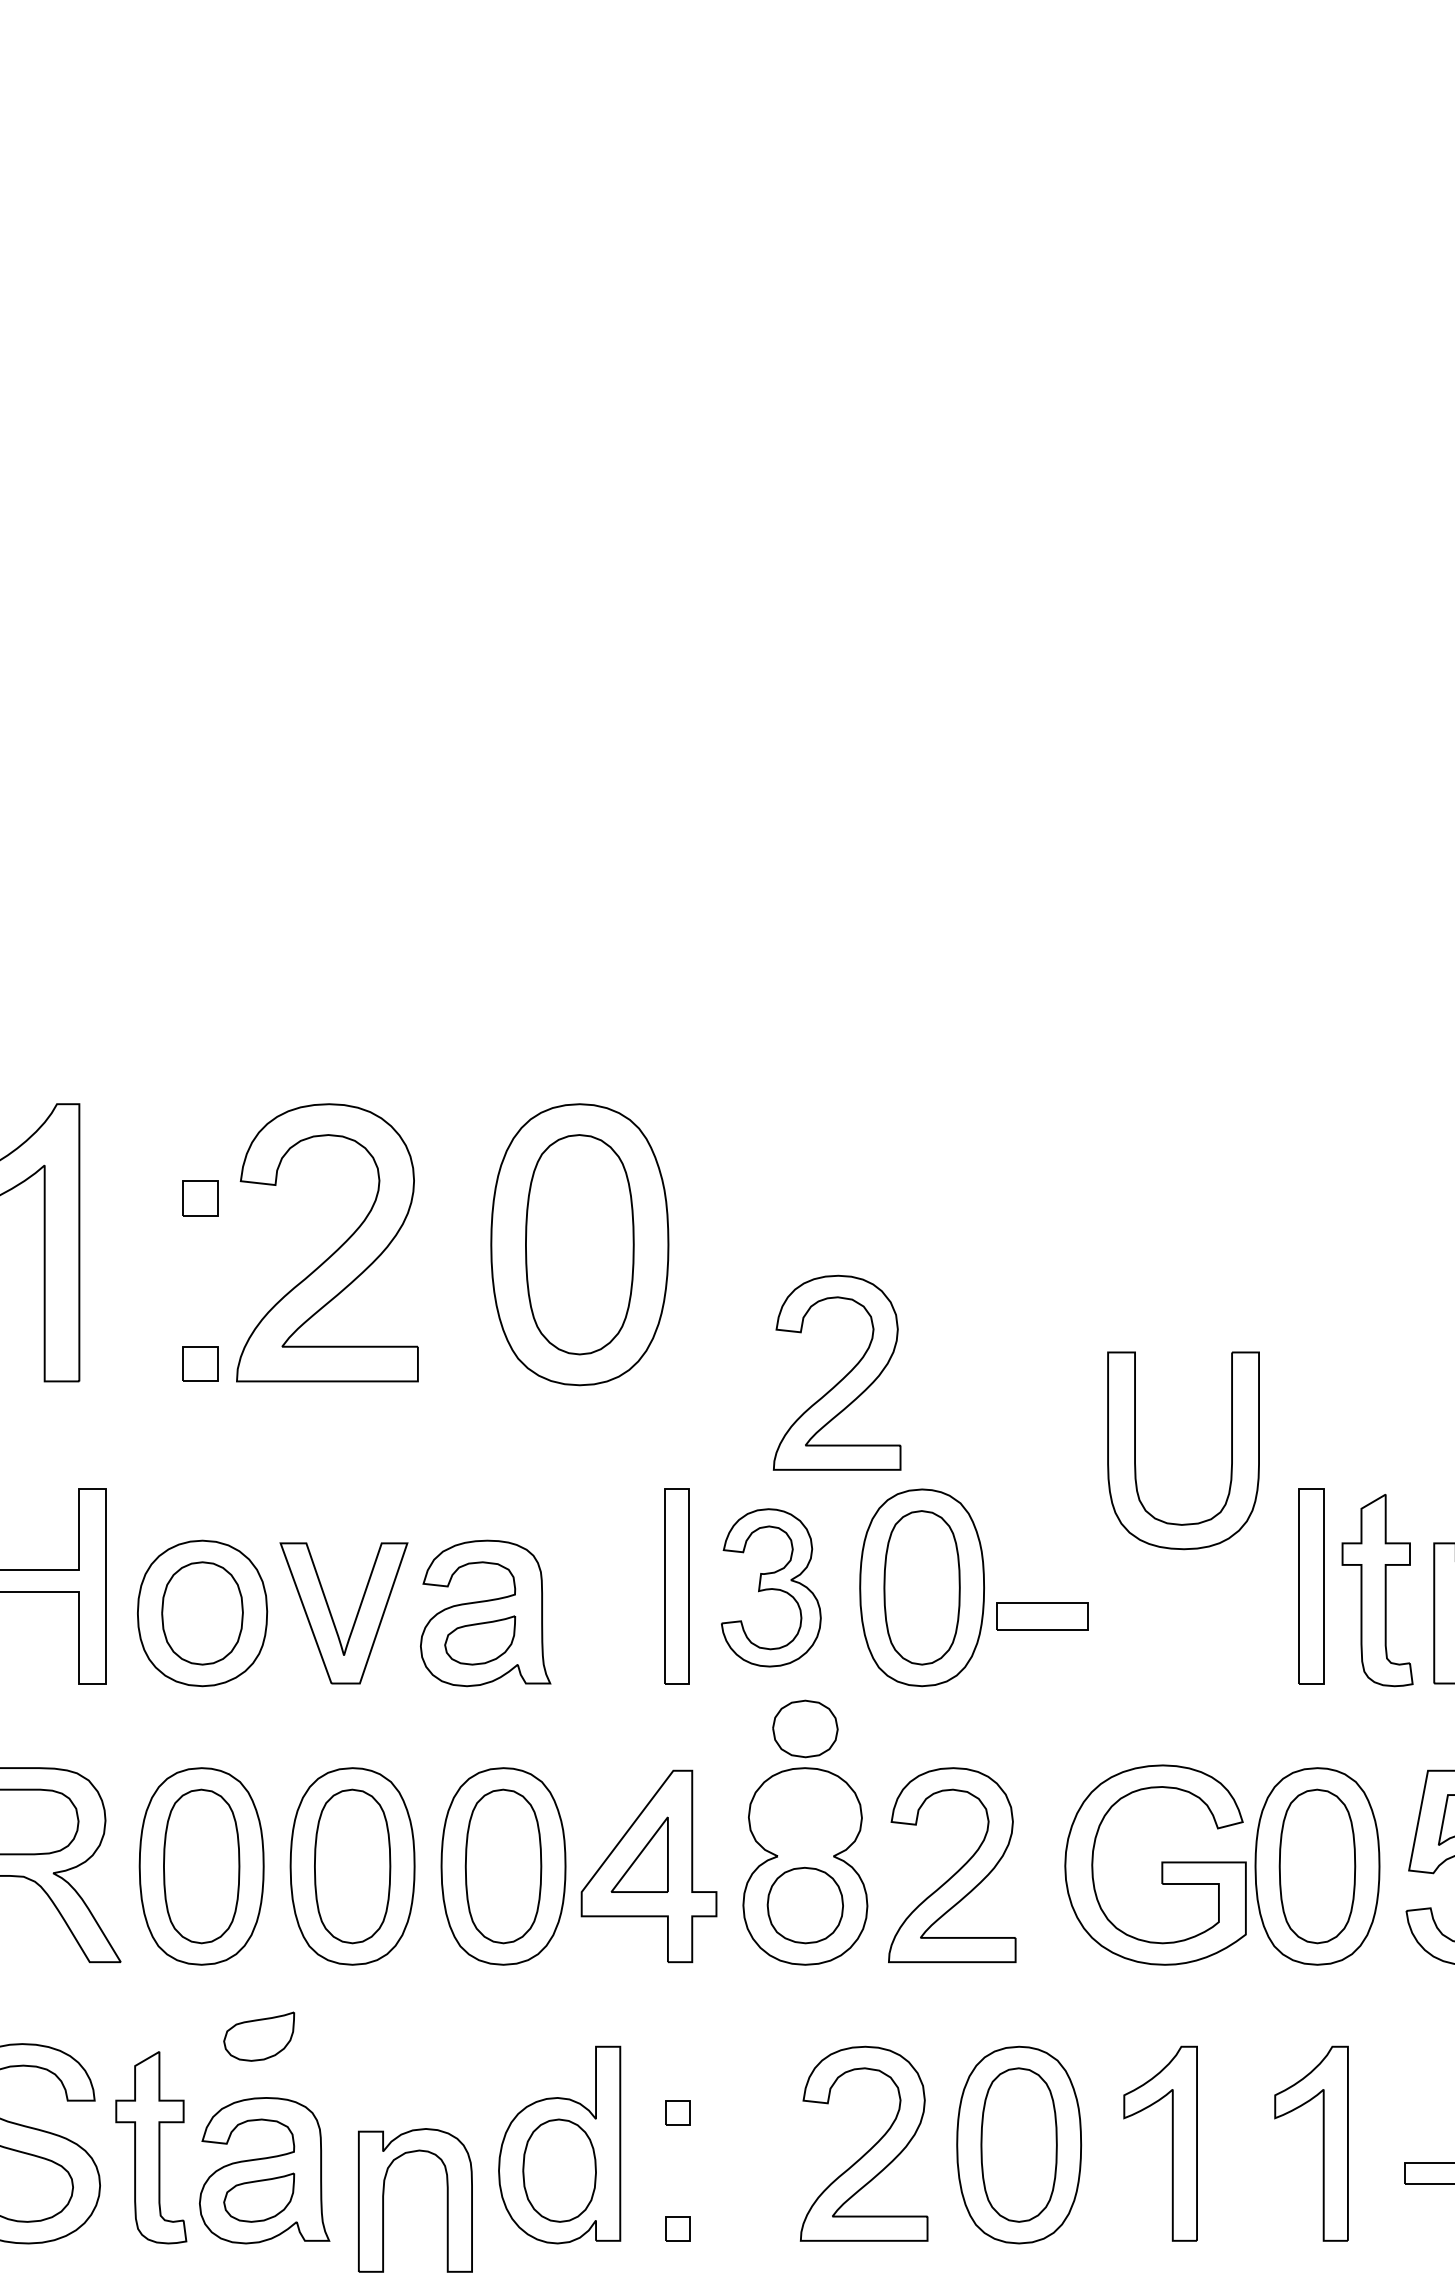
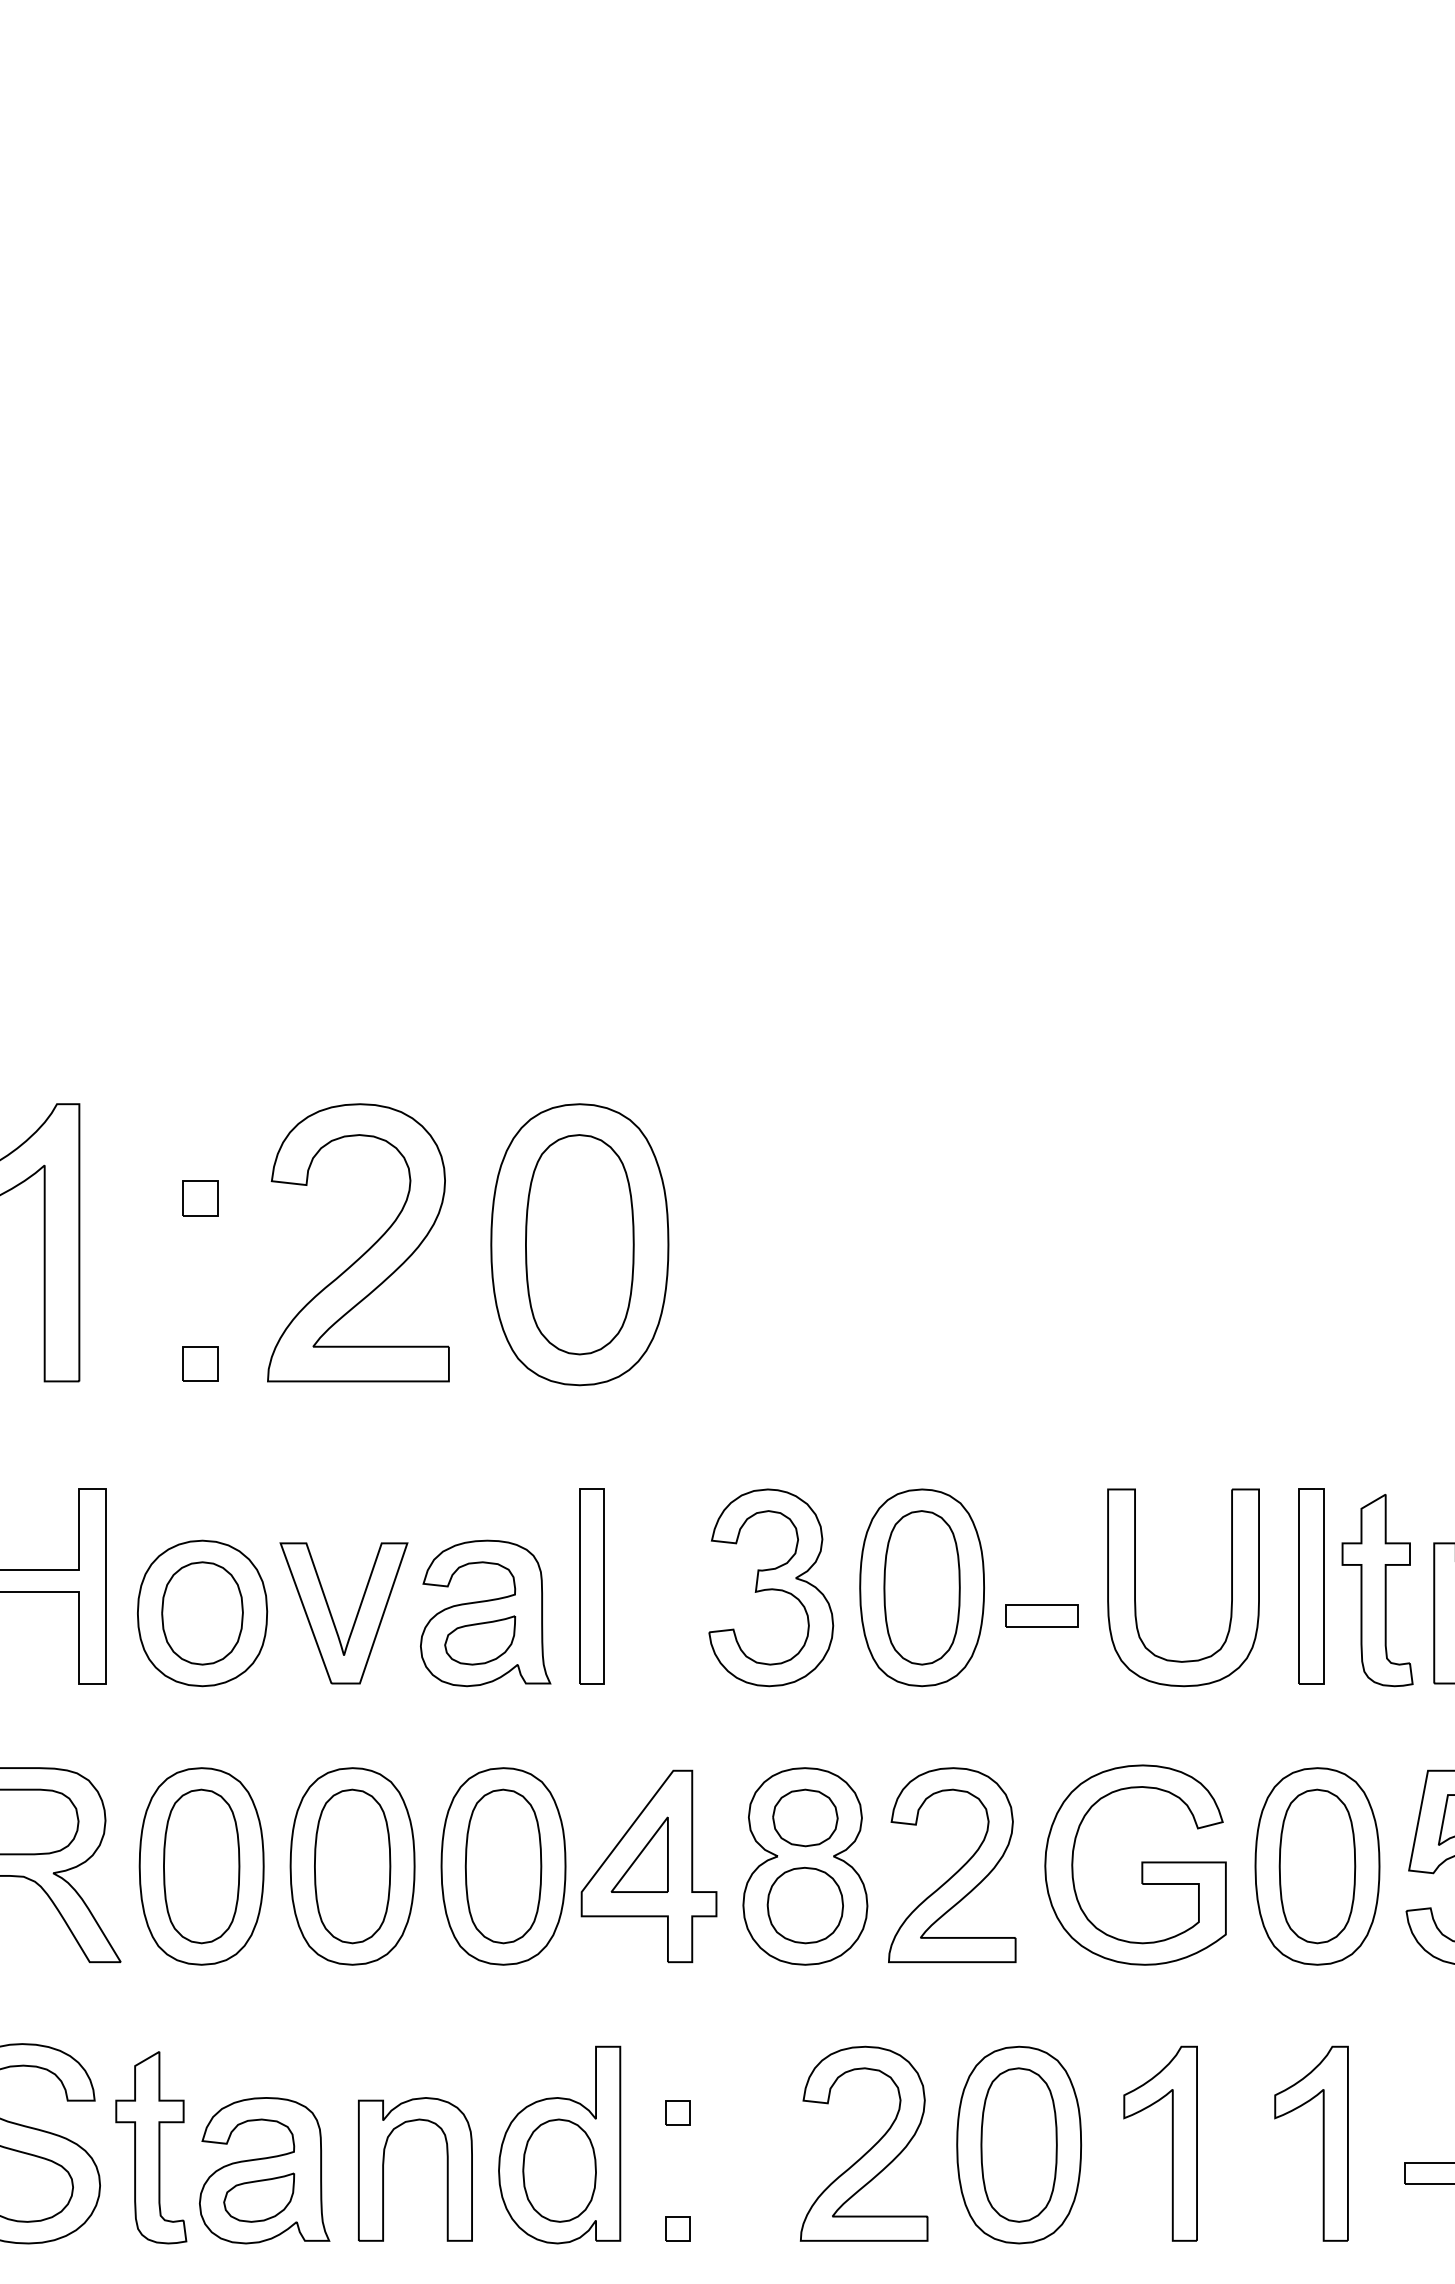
part position: (335, 1250) -> (366, 1250) (366, 1250)
part: present -> none (840, 1379)
part position: (1135, 1450) -> (1135, 1587) (1135, 1587)
part position: (676, 1586) -> (591, 1586) (591, 1586)
part size: 101x160 px -> 127x200 px (771, 1587)
part size: 93x29 px -> 74x24 px (1041, 1615)
part position: (805, 1728) -> (805, 1817) (805, 1817)
part position: (1155, 1864) -> (1135, 1864) (1135, 1864)
part: present -> none (259, 2036)
part position: (446, 2200) -> (446, 2169) (446, 2169)
